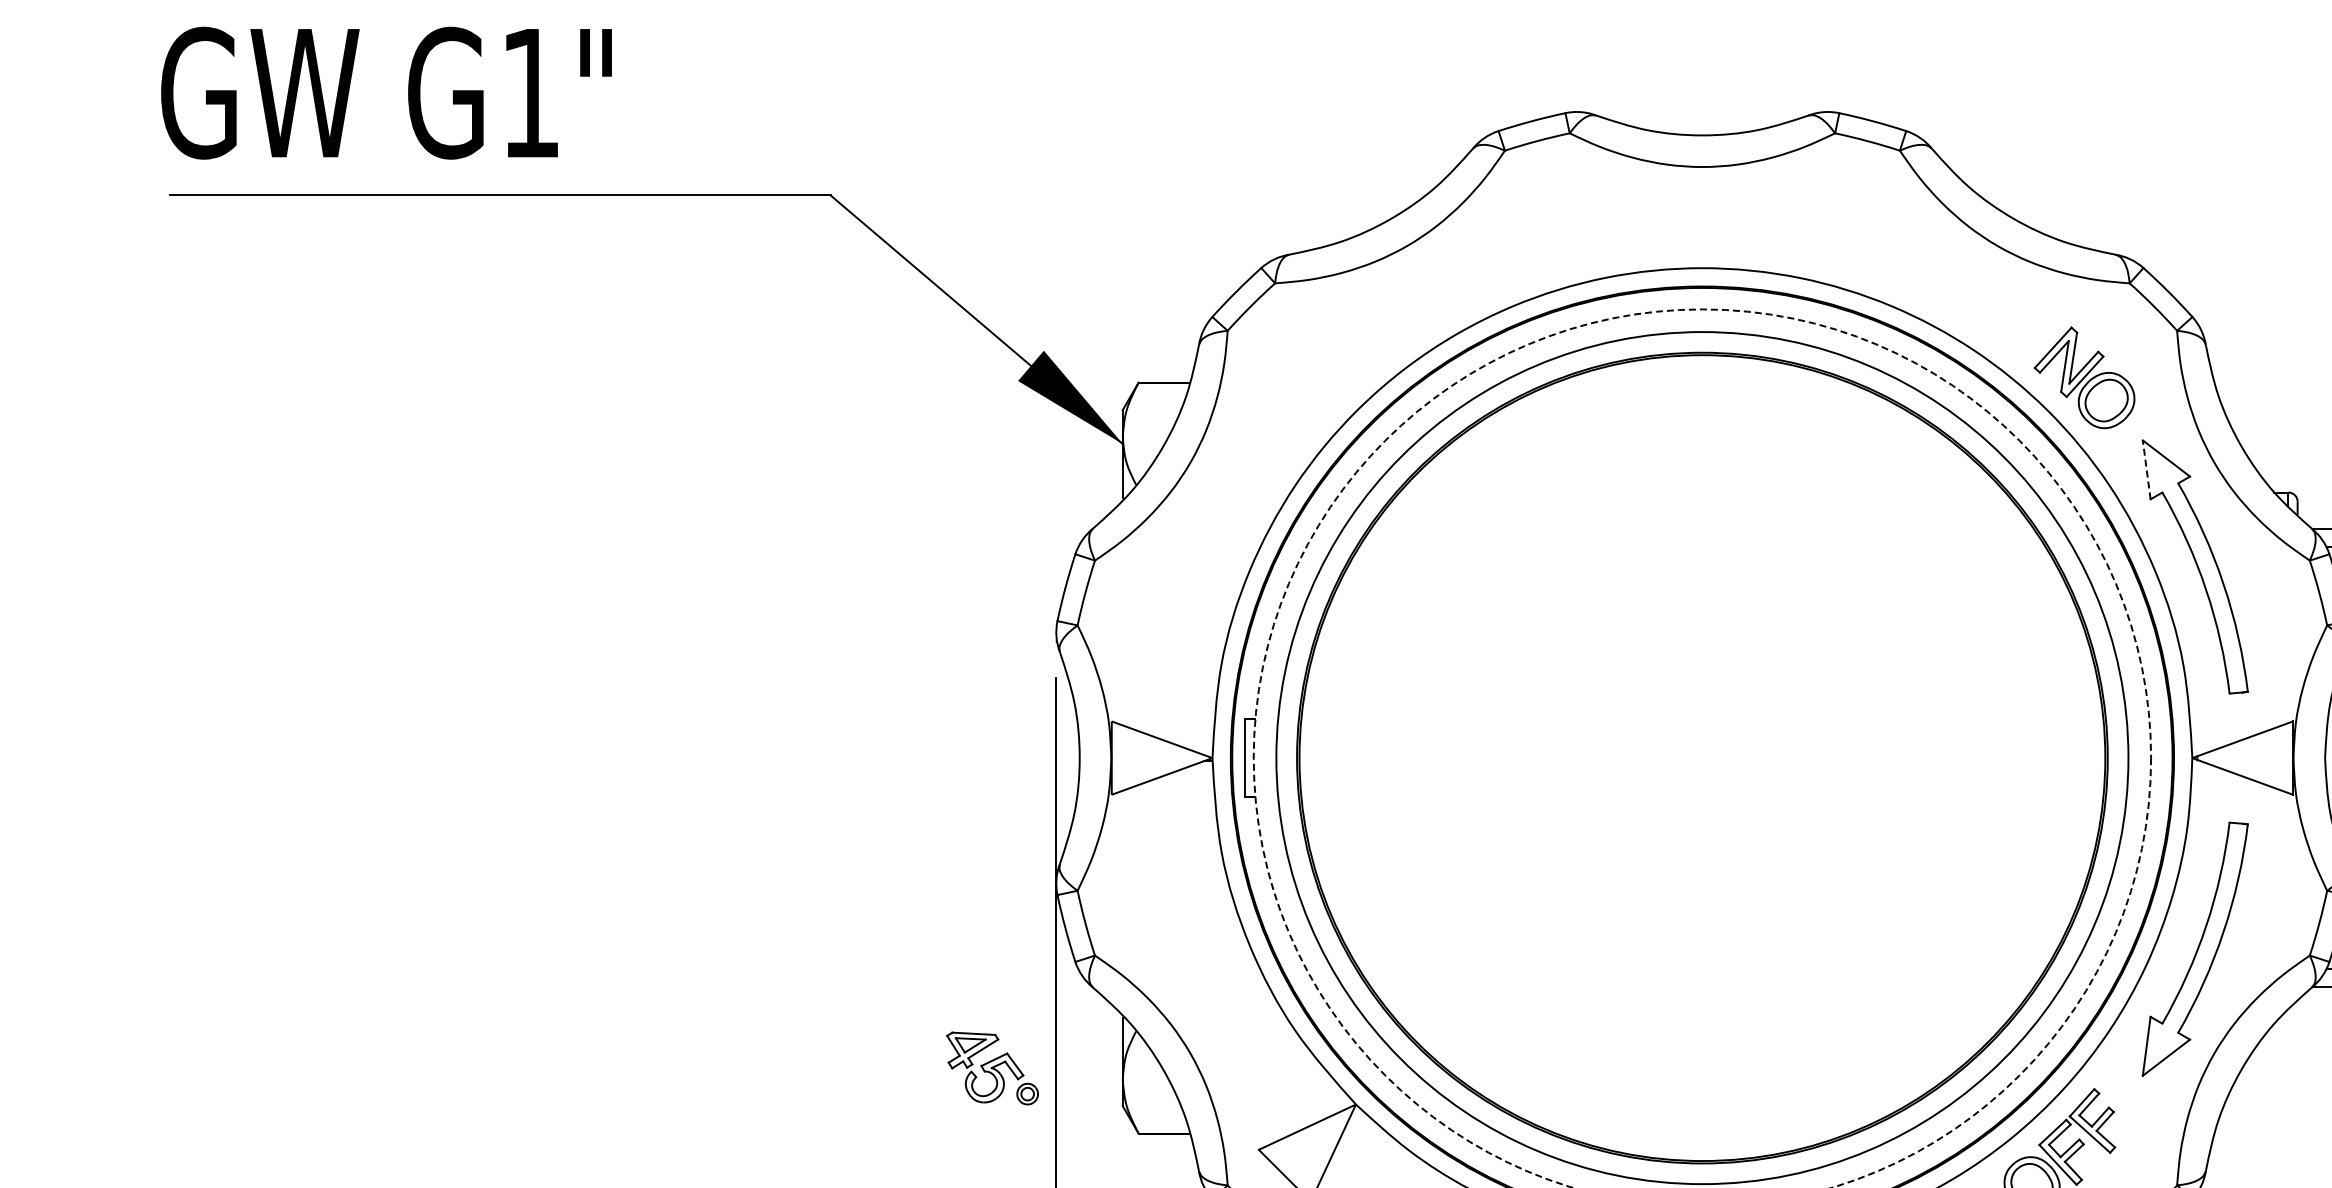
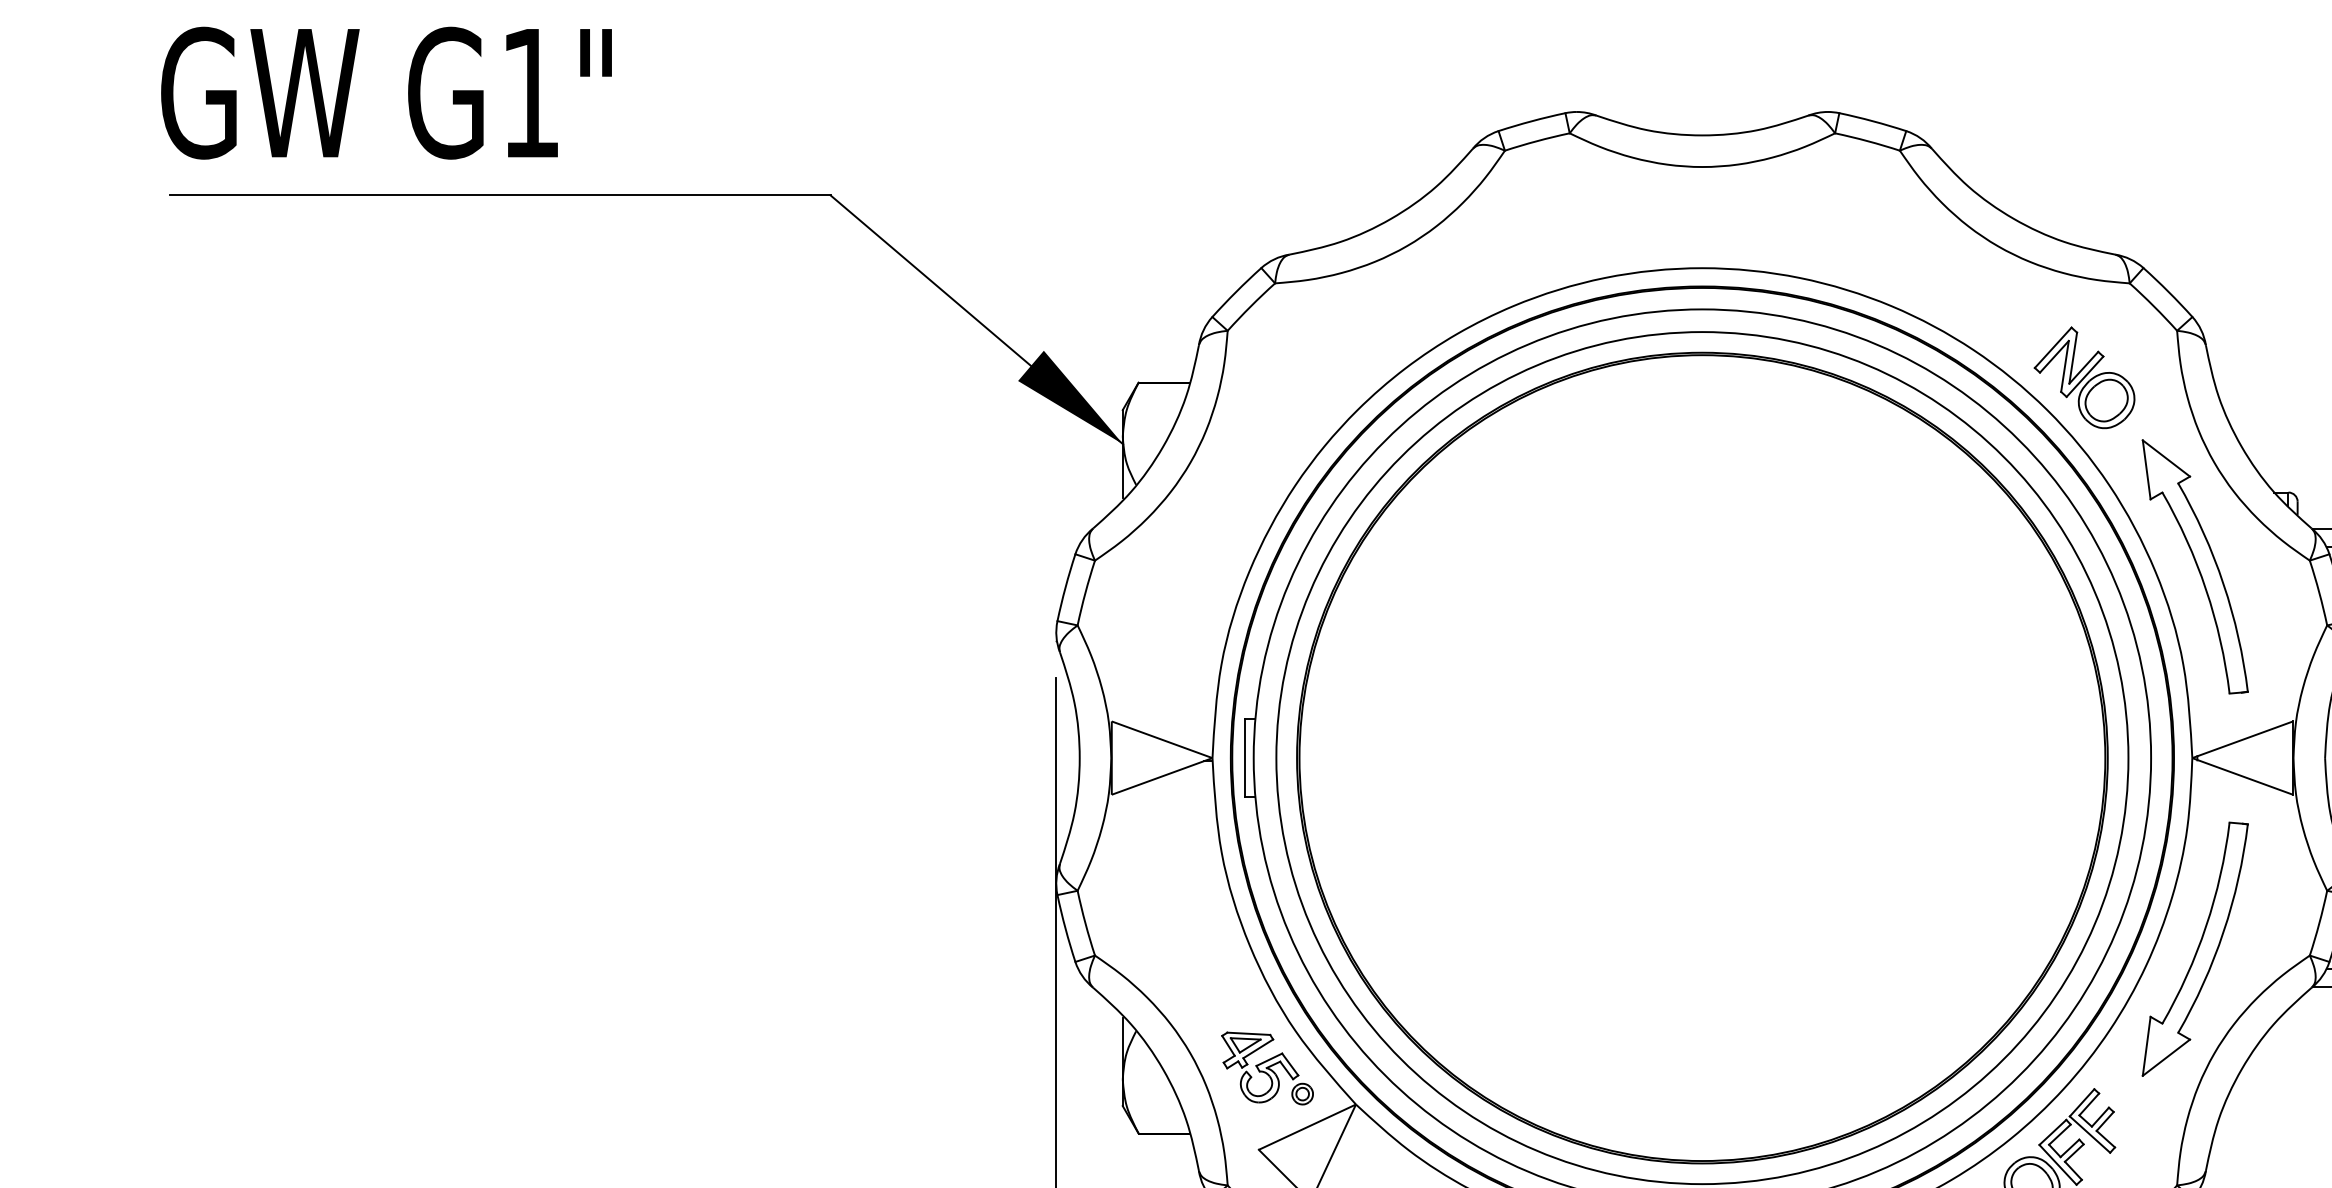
line: dashed -> solid (2146, 469)
circle: dashed -> solid (1702, 748)
part position: (992, 1068) -> (1267, 1068) (1267, 1068)
